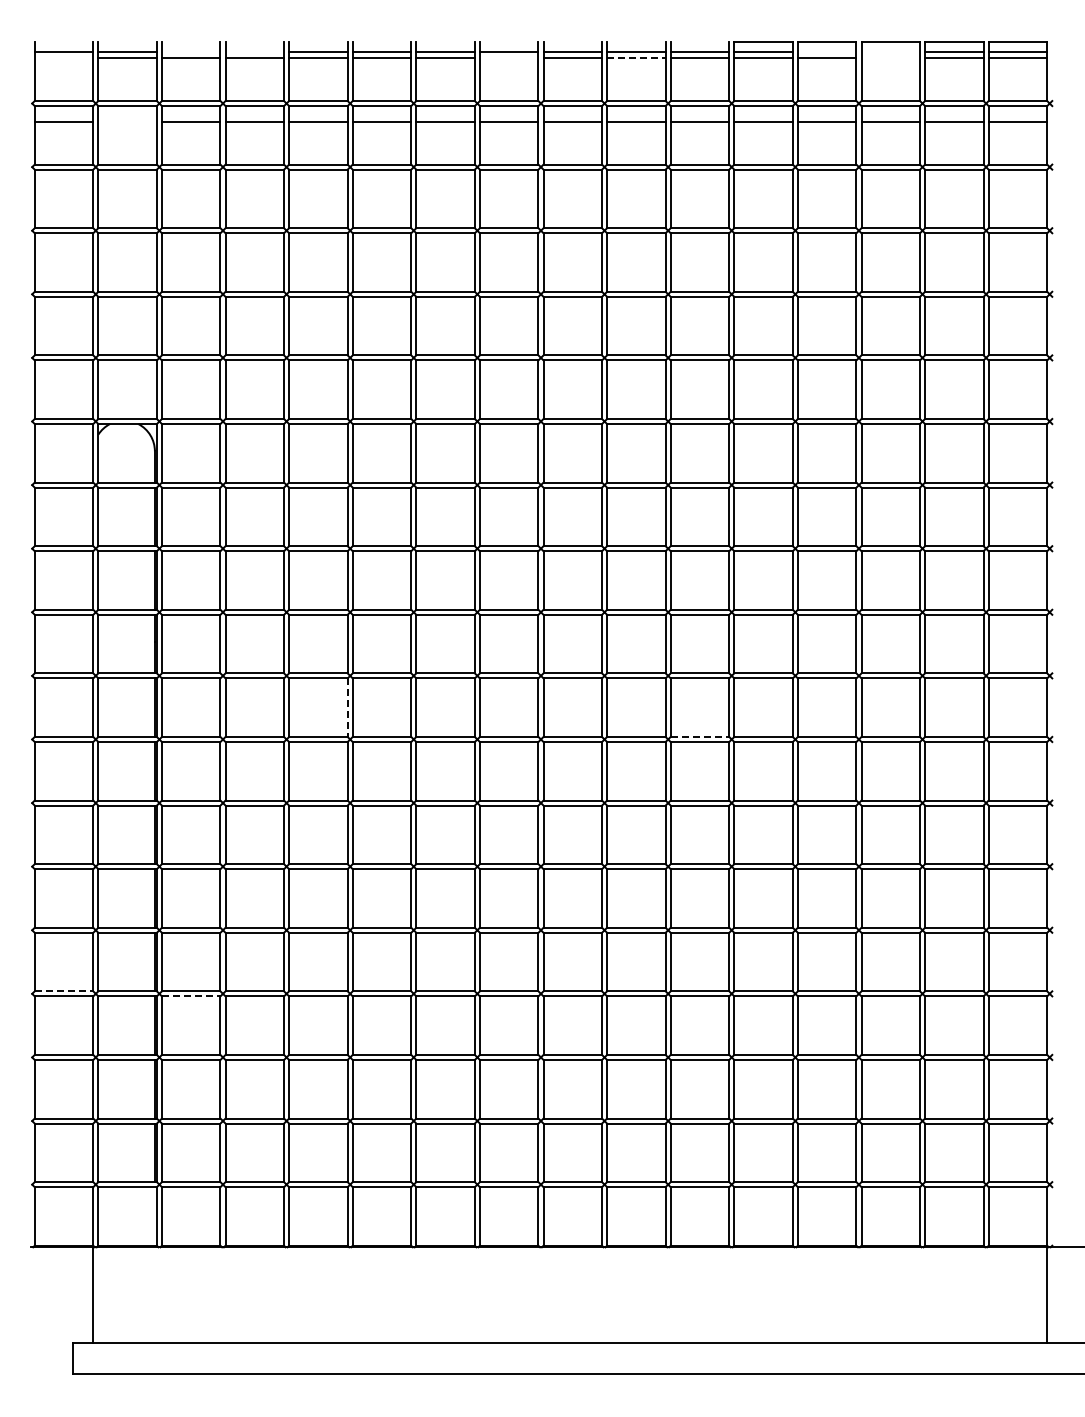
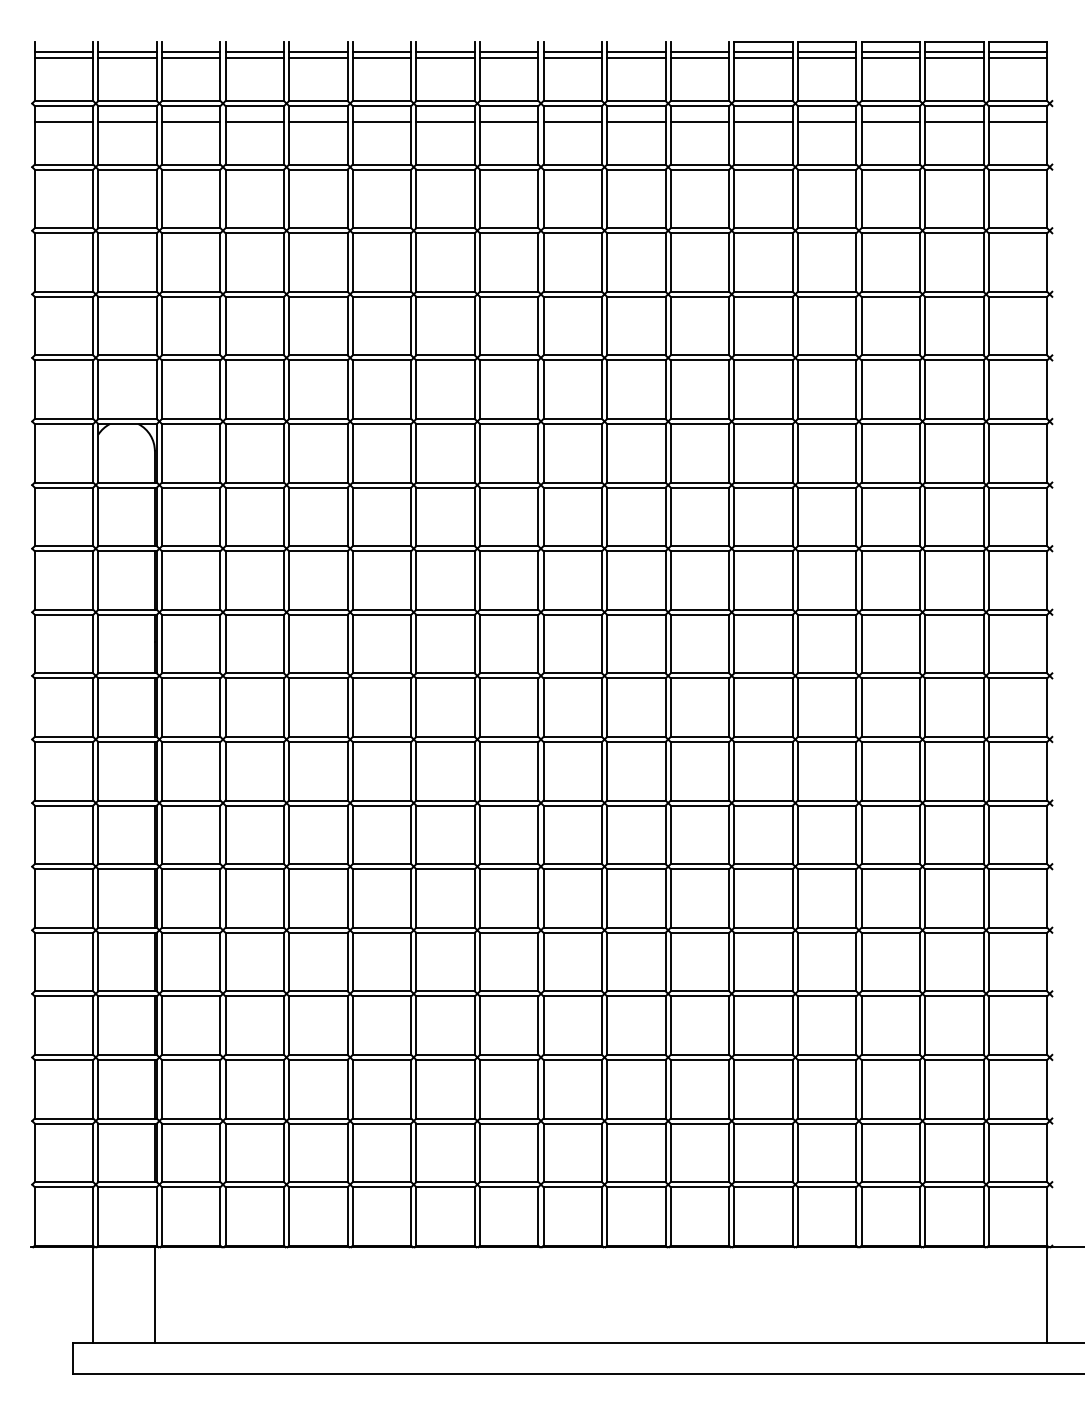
line: none -> present (190, 51)
line: none -> present (254, 51)
line: none -> present (826, 51)
line: none -> present (890, 51)
line: none -> present (63, 58)
line: none -> present (508, 58)
line: dashed -> solid (636, 58)
line: none -> present (890, 58)
line: none -> present (127, 121)
line: dashed -> solid (347, 708)
line: dashed -> solid (700, 736)
line: dashed -> solid (64, 991)
line: dashed -> solid (191, 996)
line: none -> present (154, 1294)
